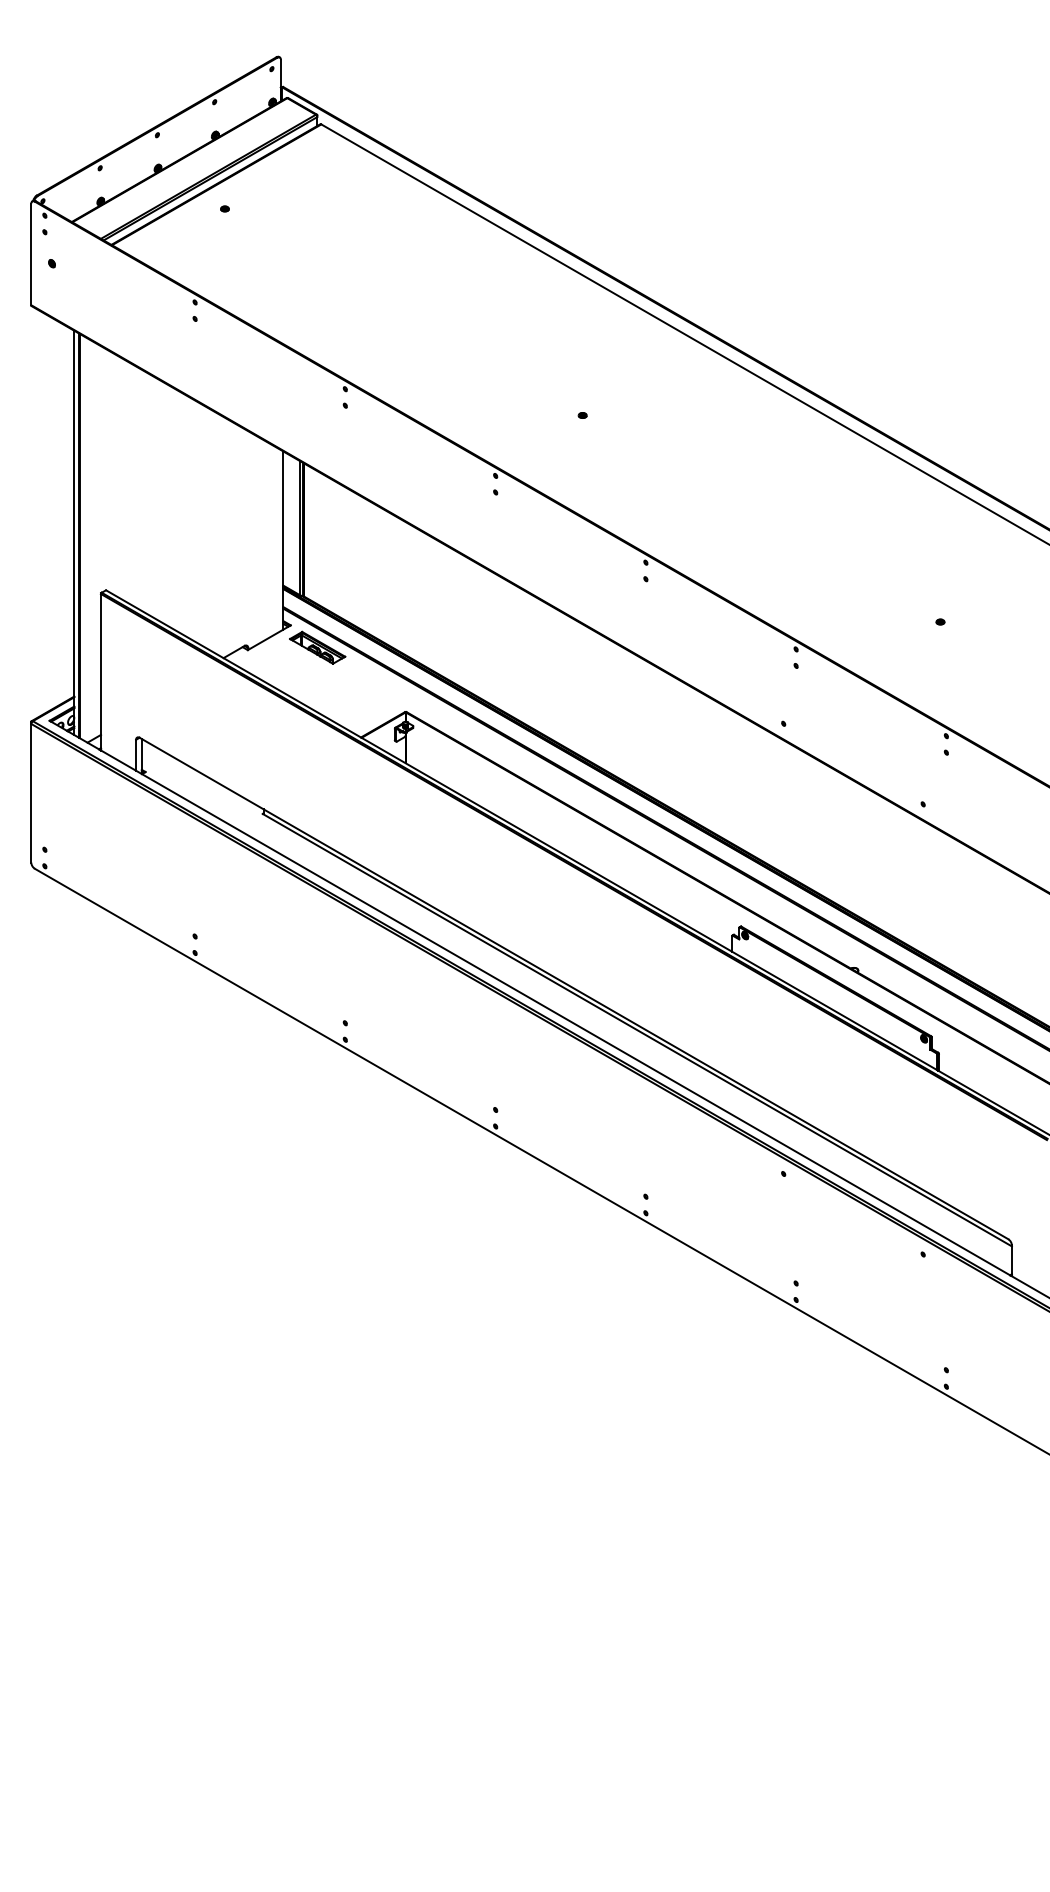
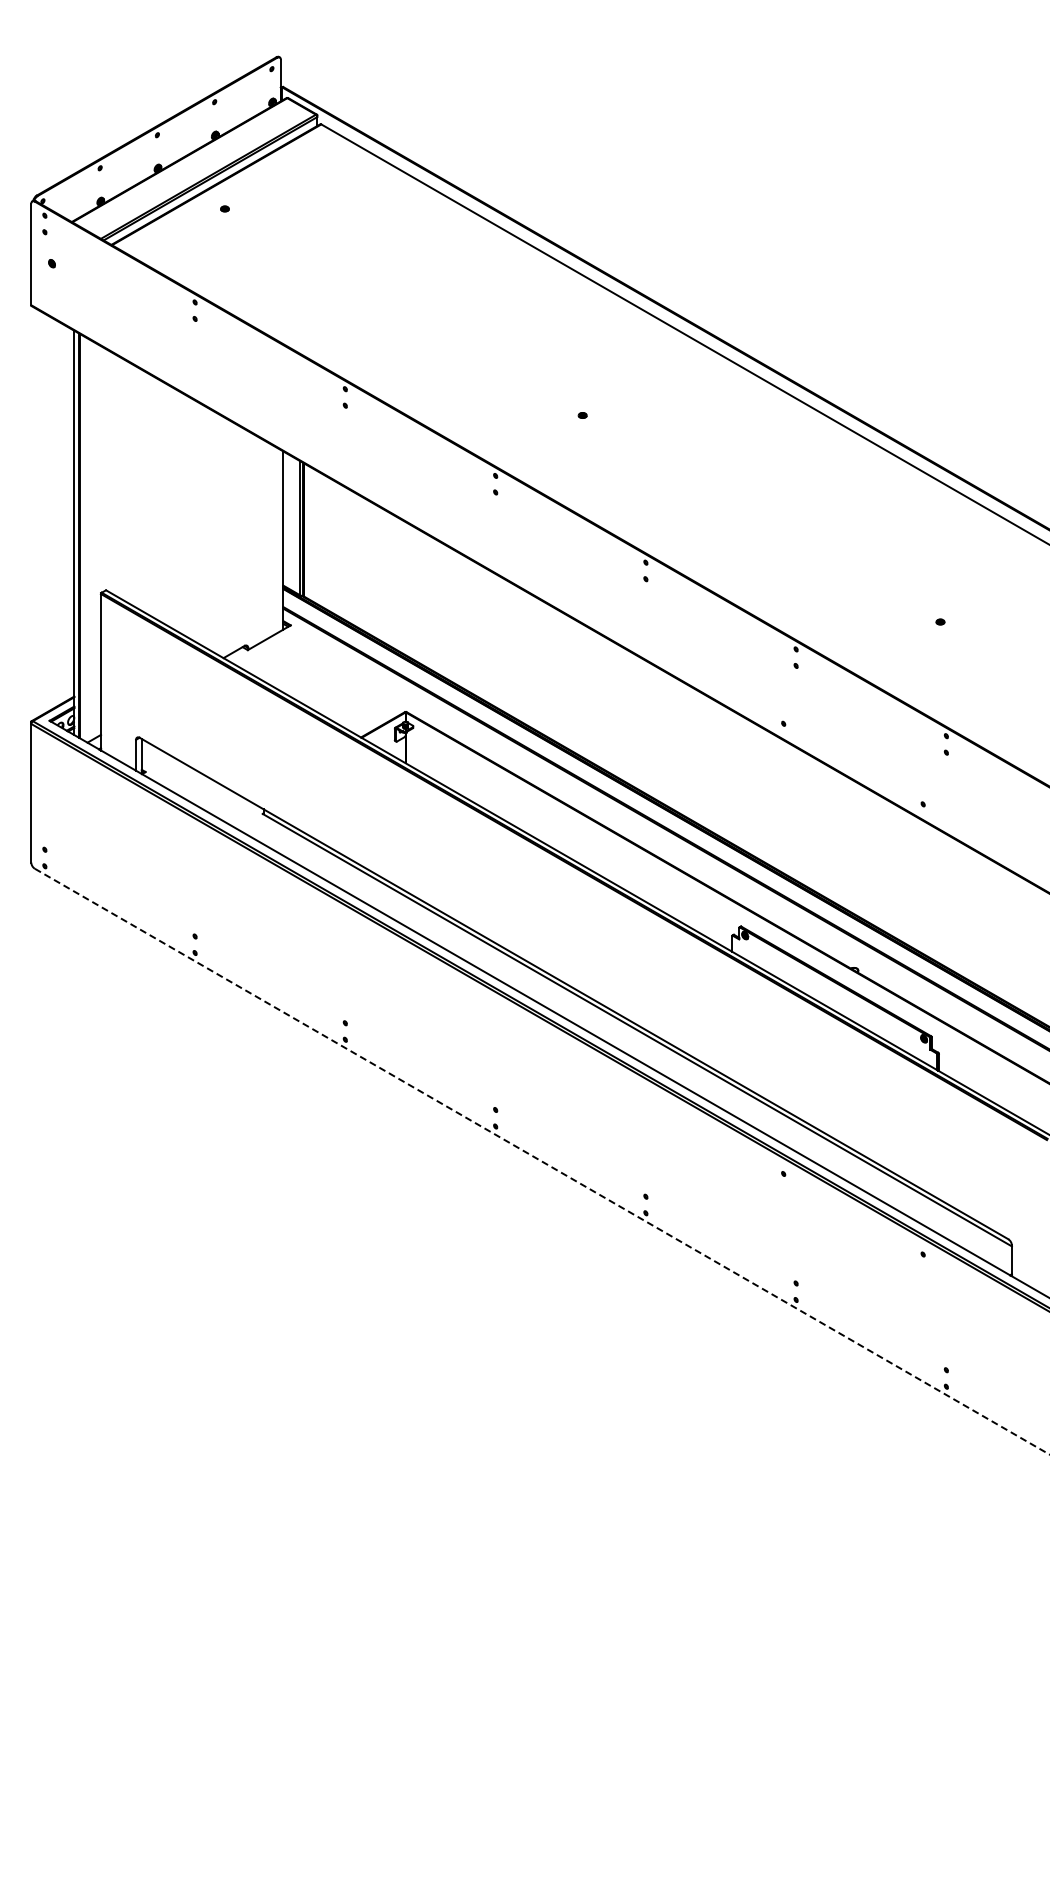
part: present -> none (317, 647)
line: solid -> dashed (542, 1161)
